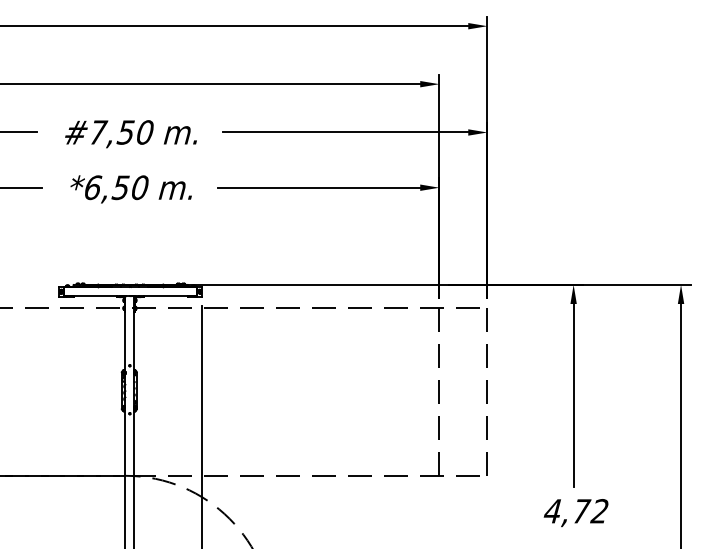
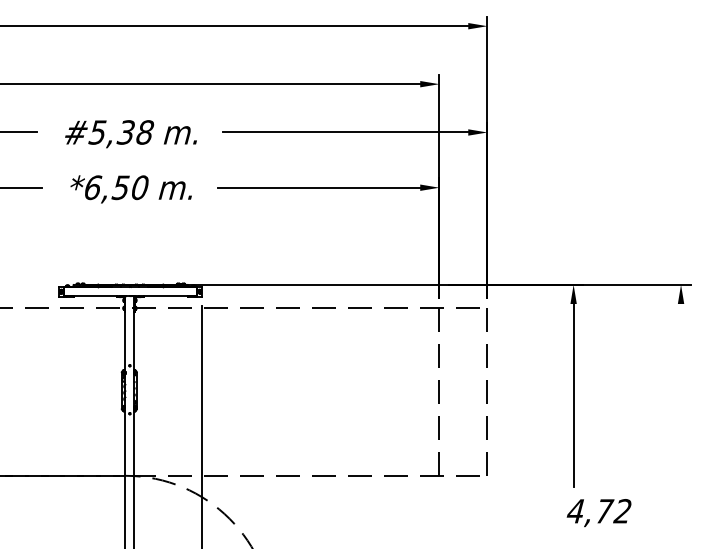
text: #7,50 -> #5,38 (121, 132)
line: present -> none (681, 424)
text position: (575, 513) -> (598, 513) (598, 513)
